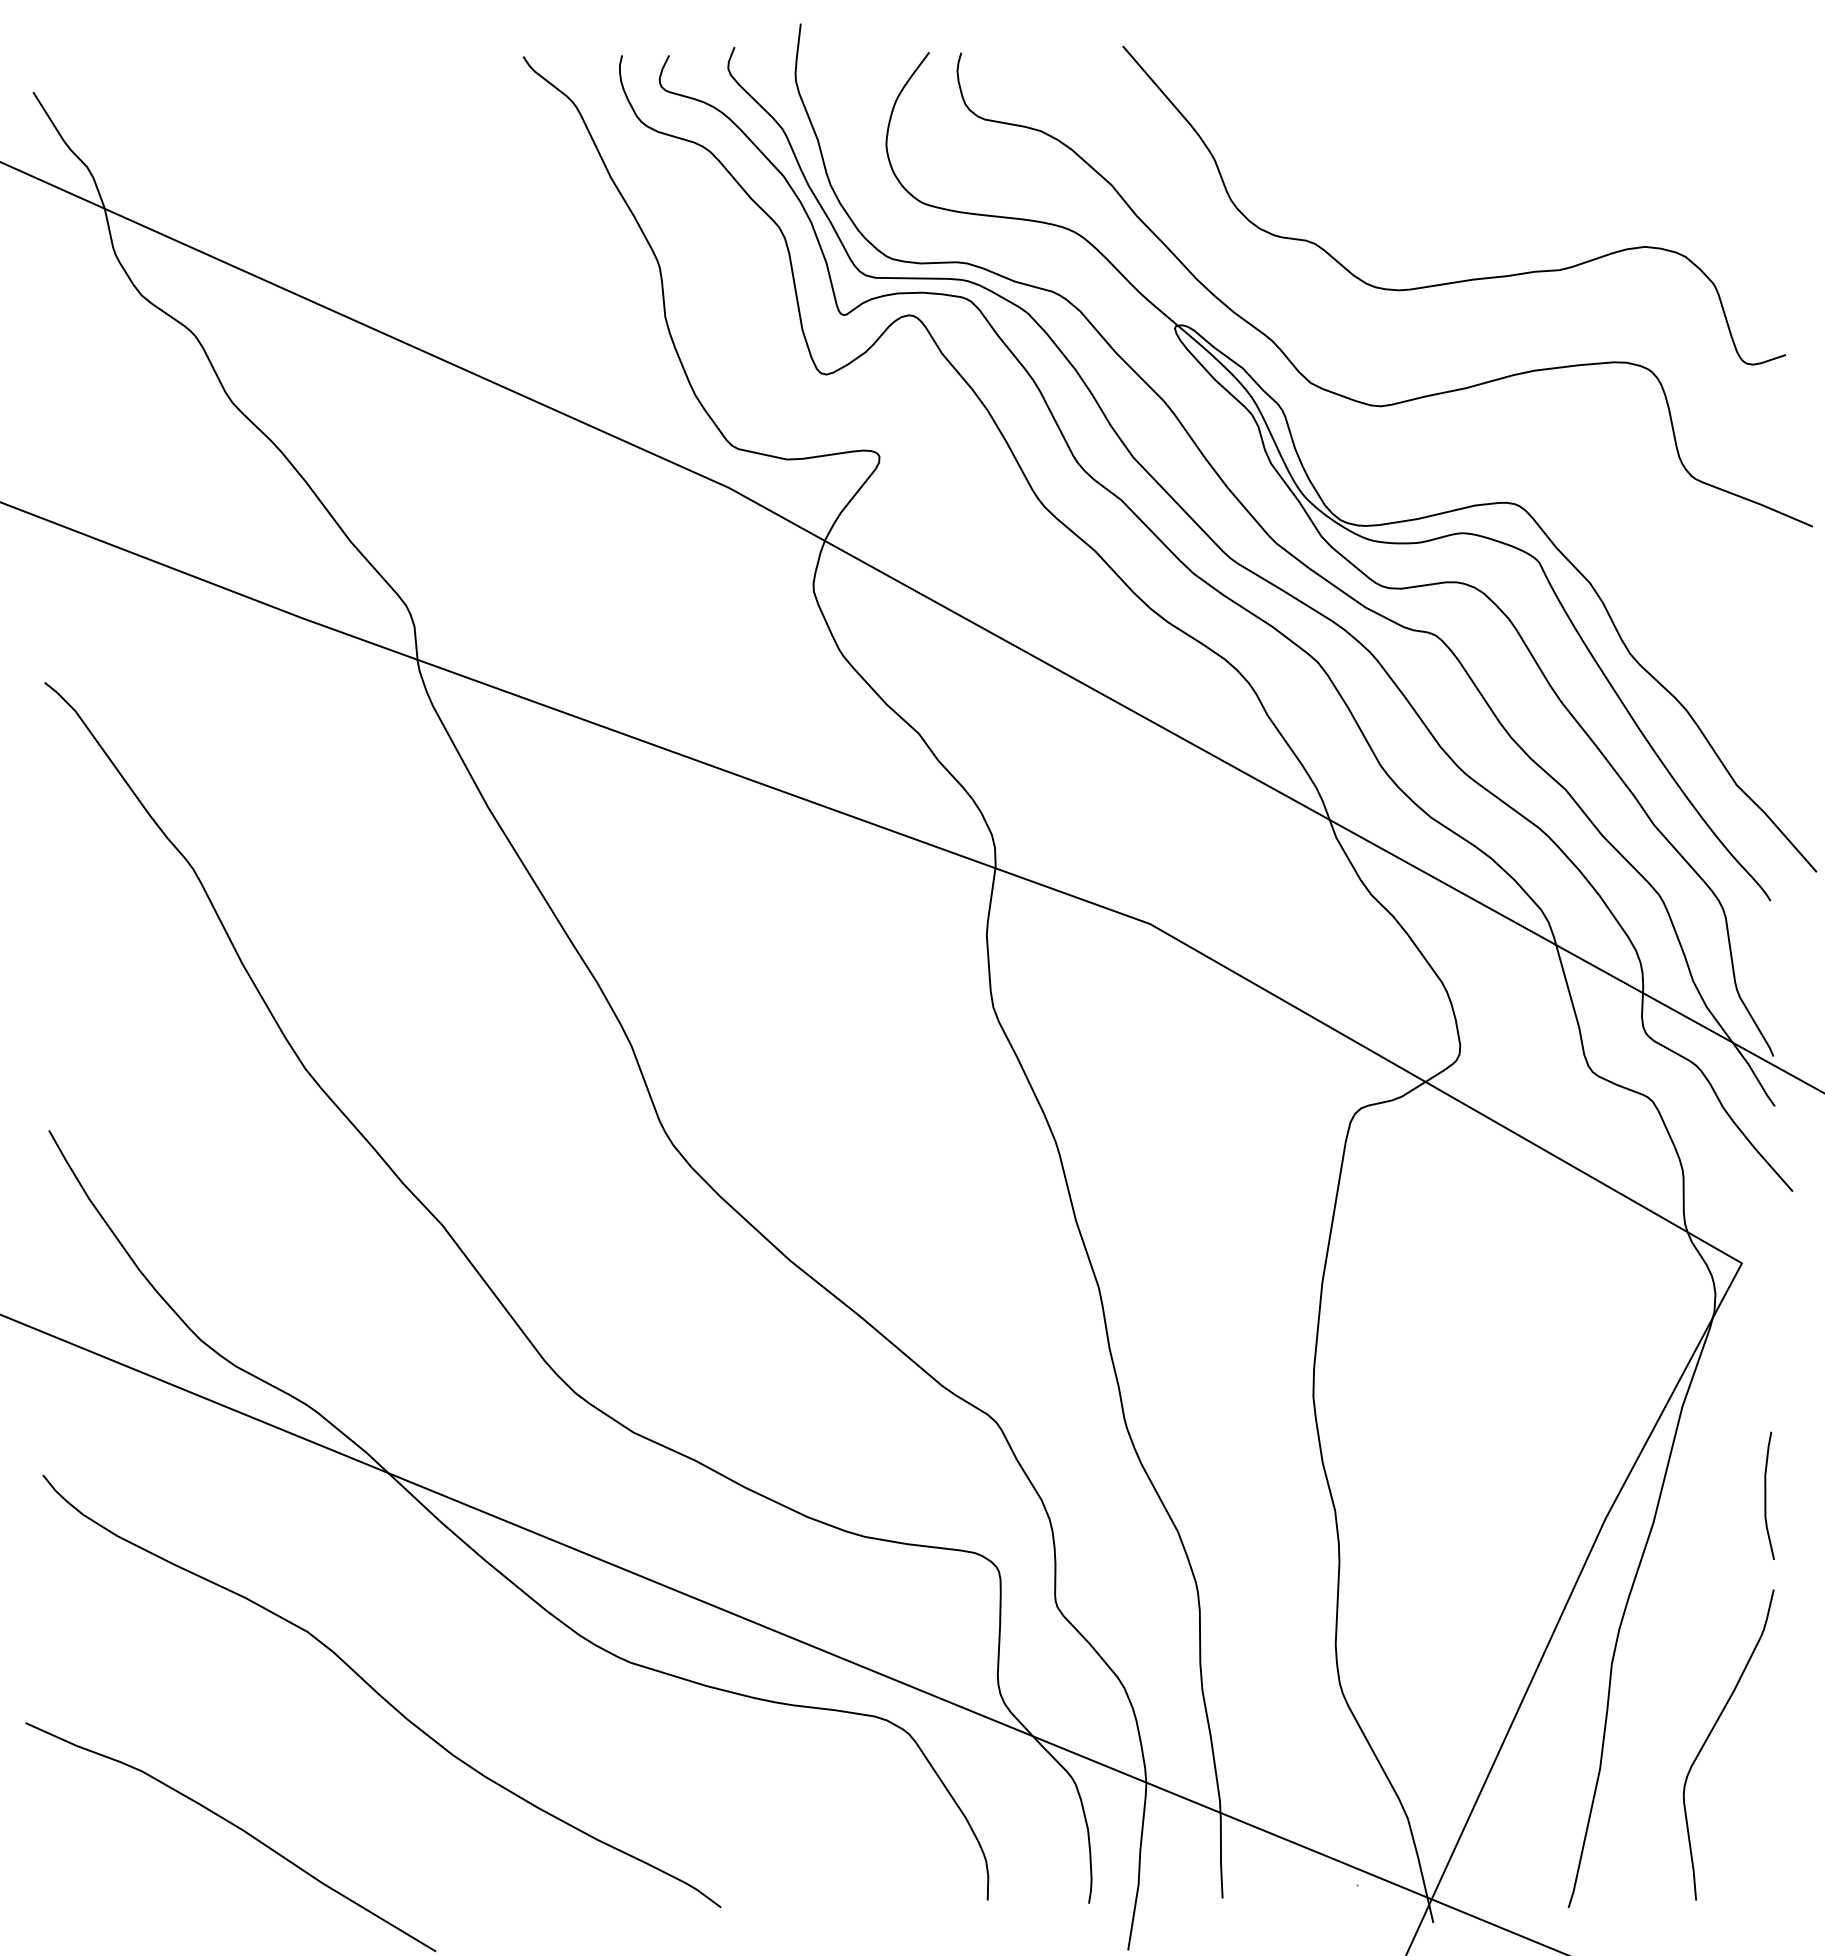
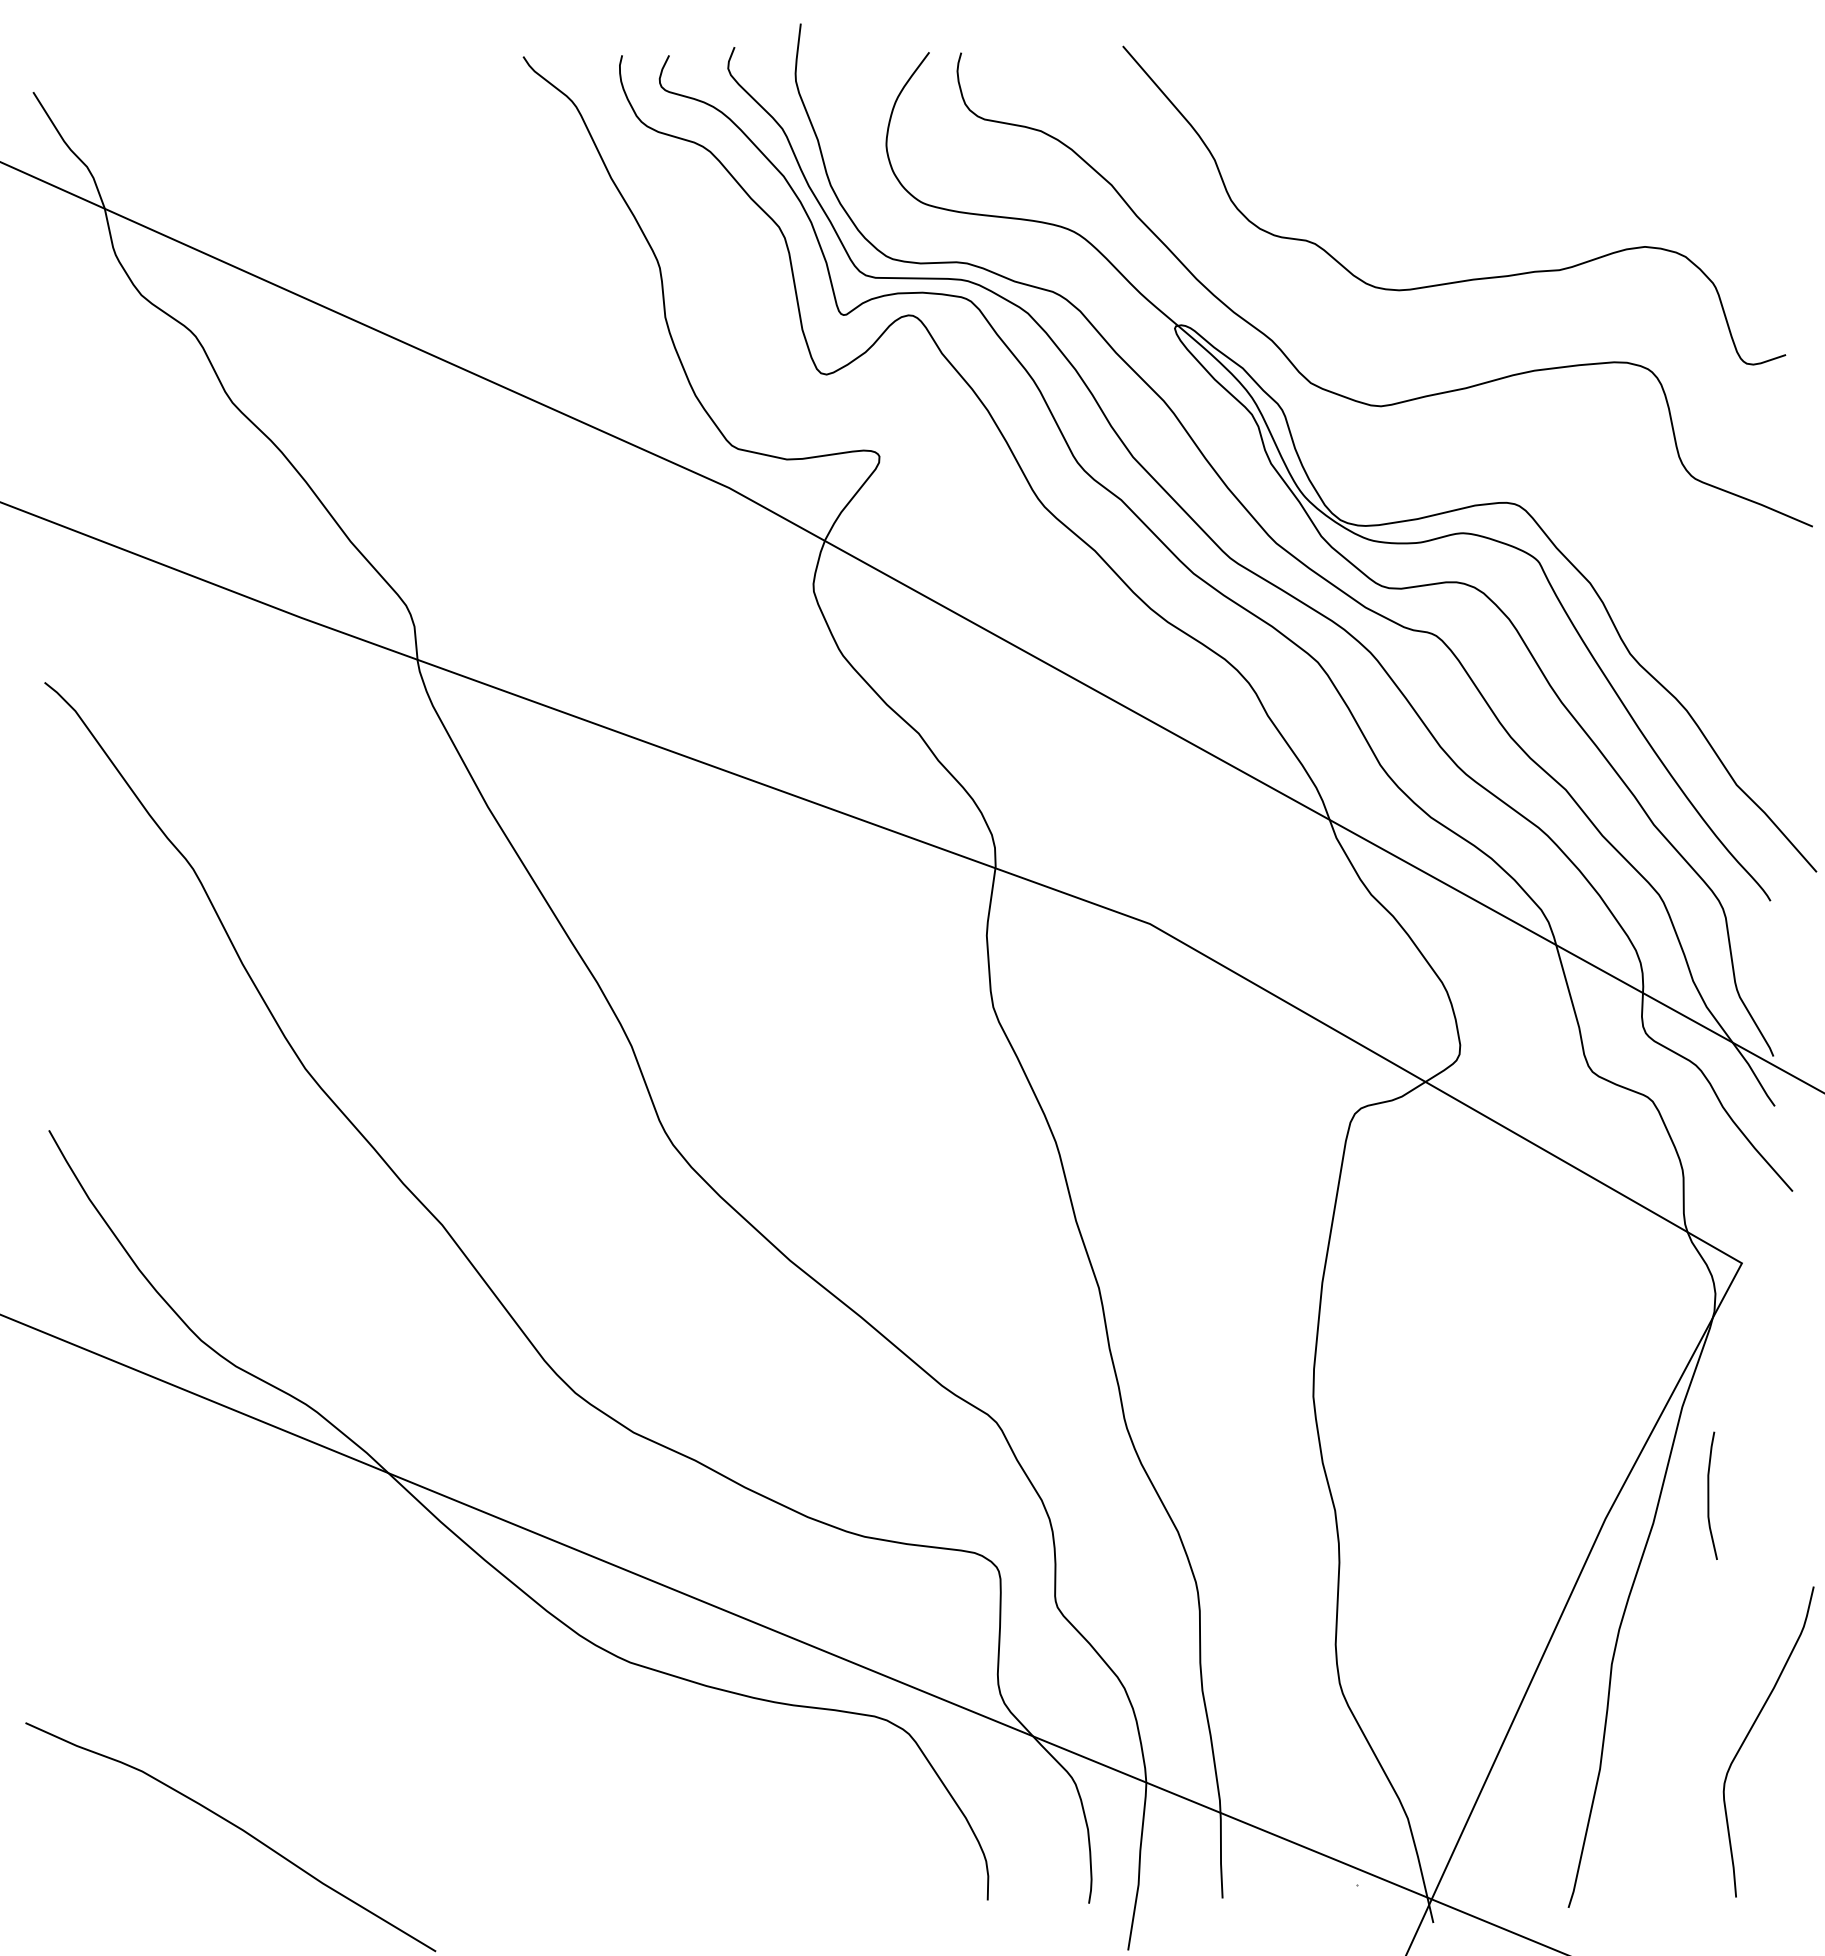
curve position: (1766, 1495) -> (1709, 1495) (1709, 1495)
curve: present -> none (378, 1692)
curve position: (1711, 1733) -> (1751, 1730) (1751, 1730)
